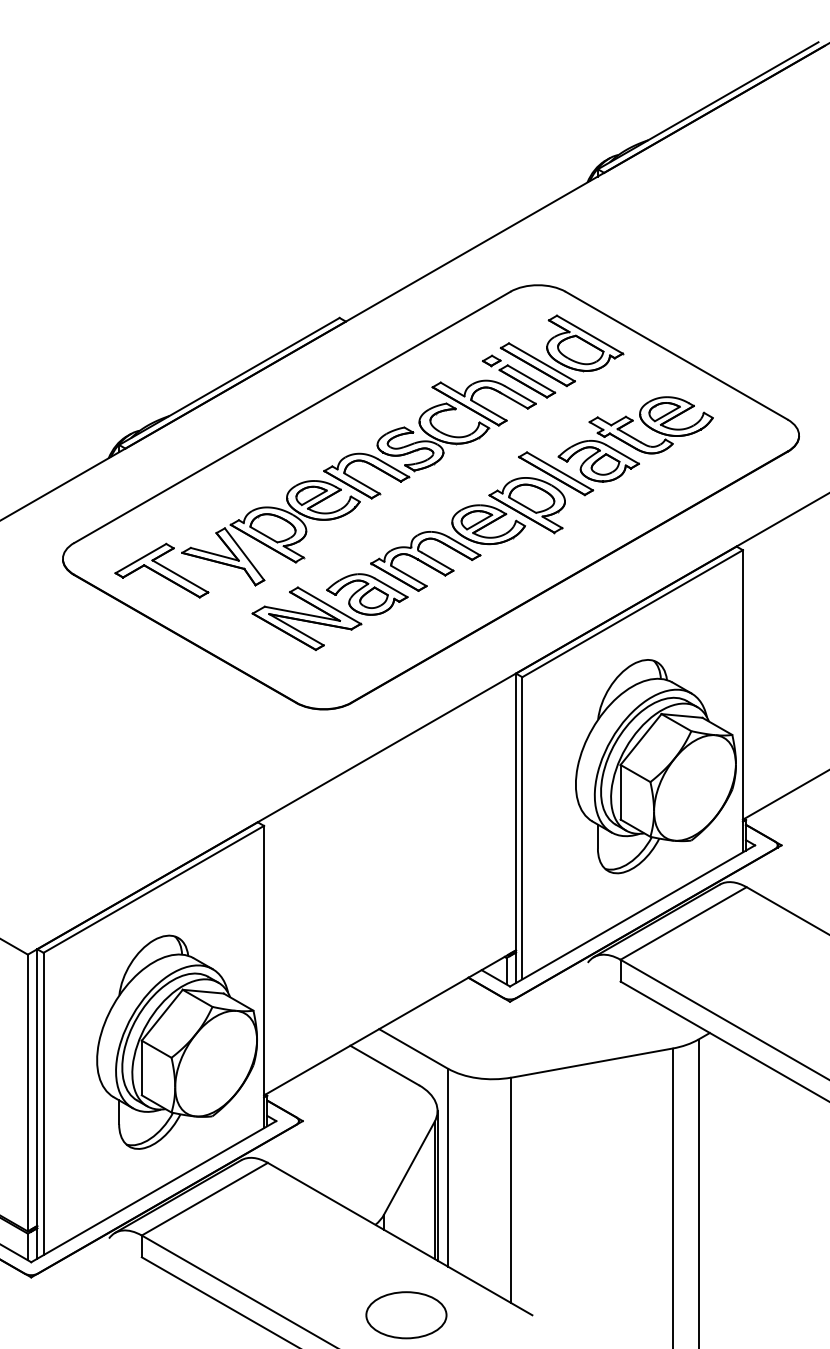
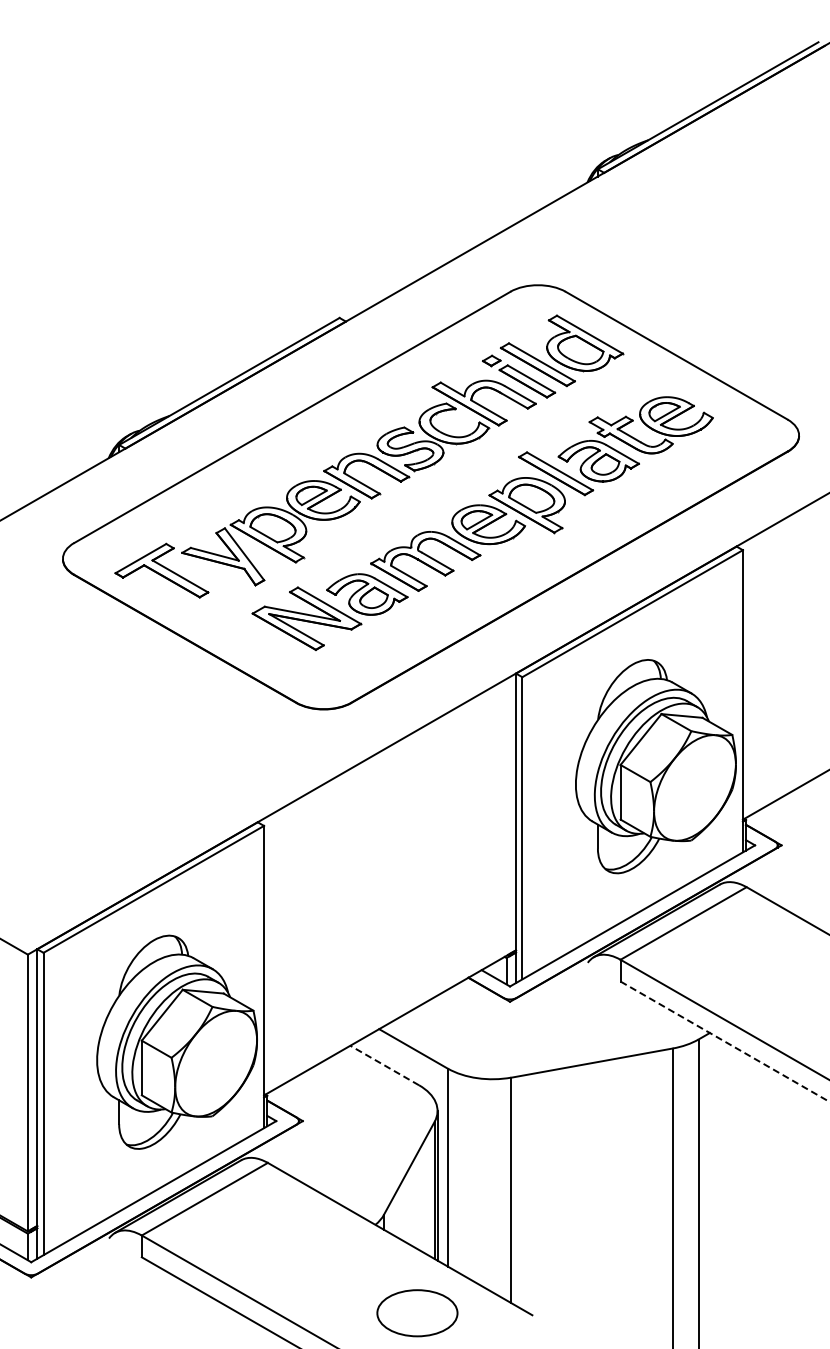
line: solid -> dashed (725, 1041)
line: solid -> dashed (384, 1065)
part position: (406, 1315) -> (417, 1313) (417, 1313)
